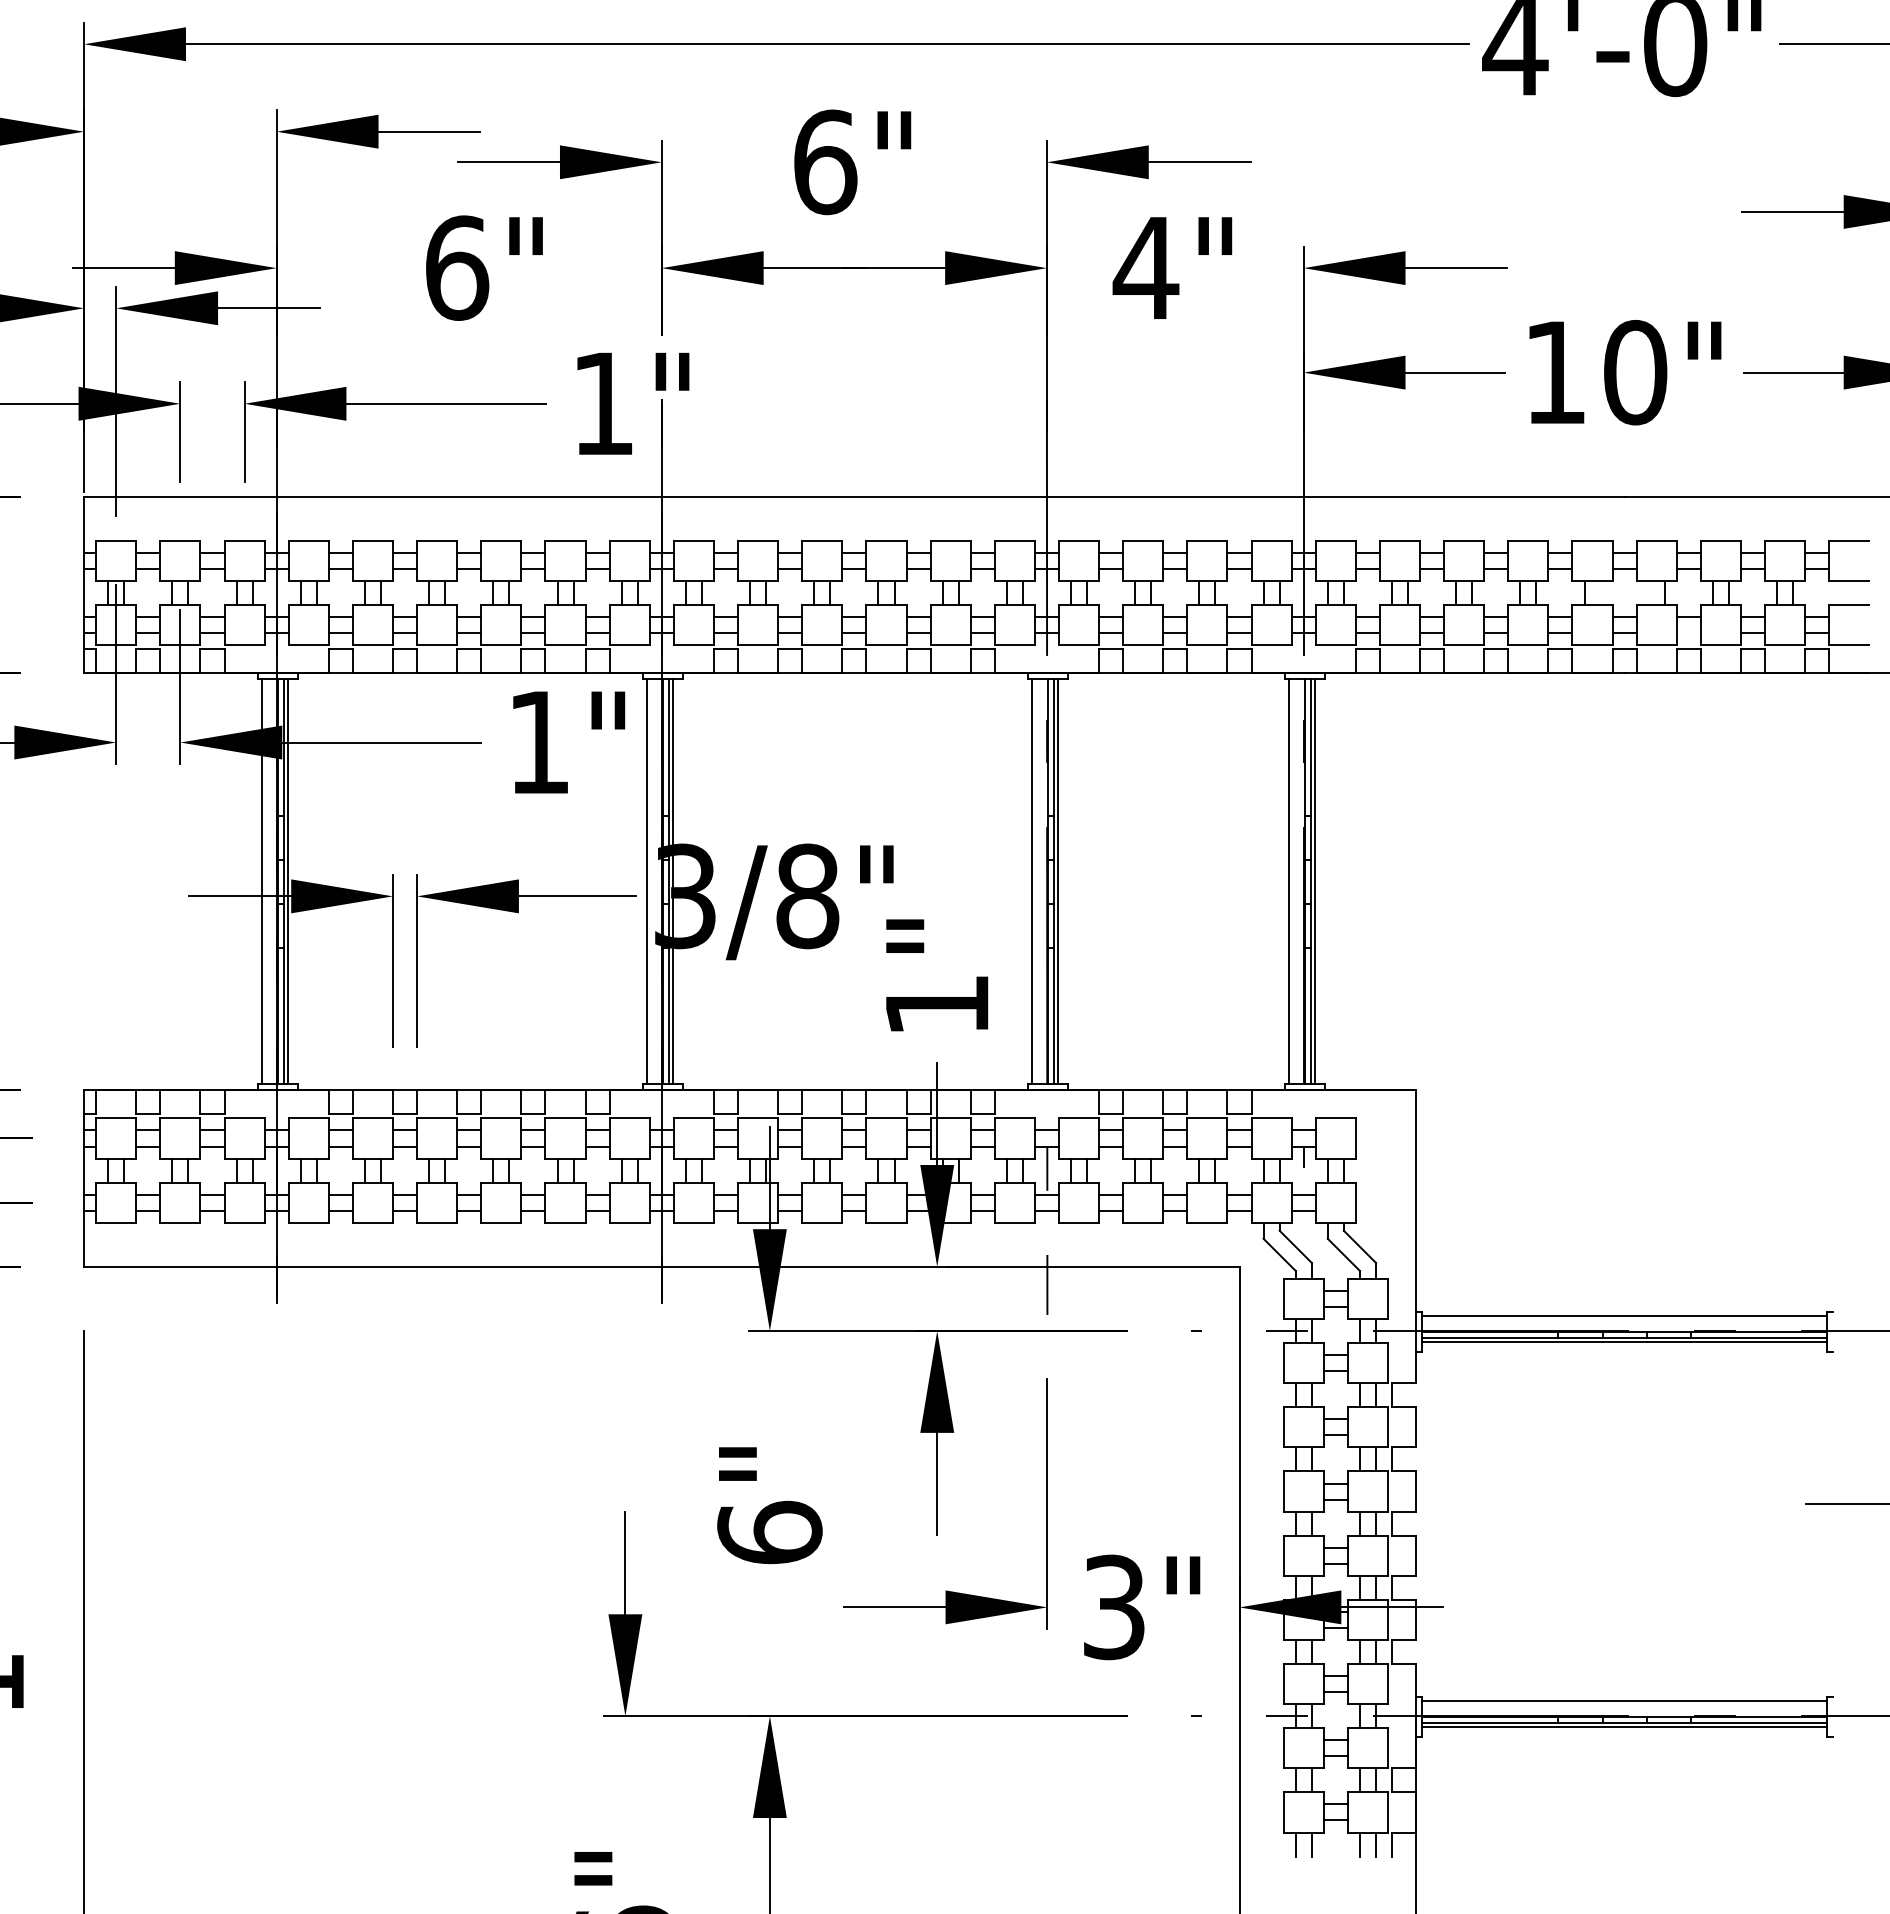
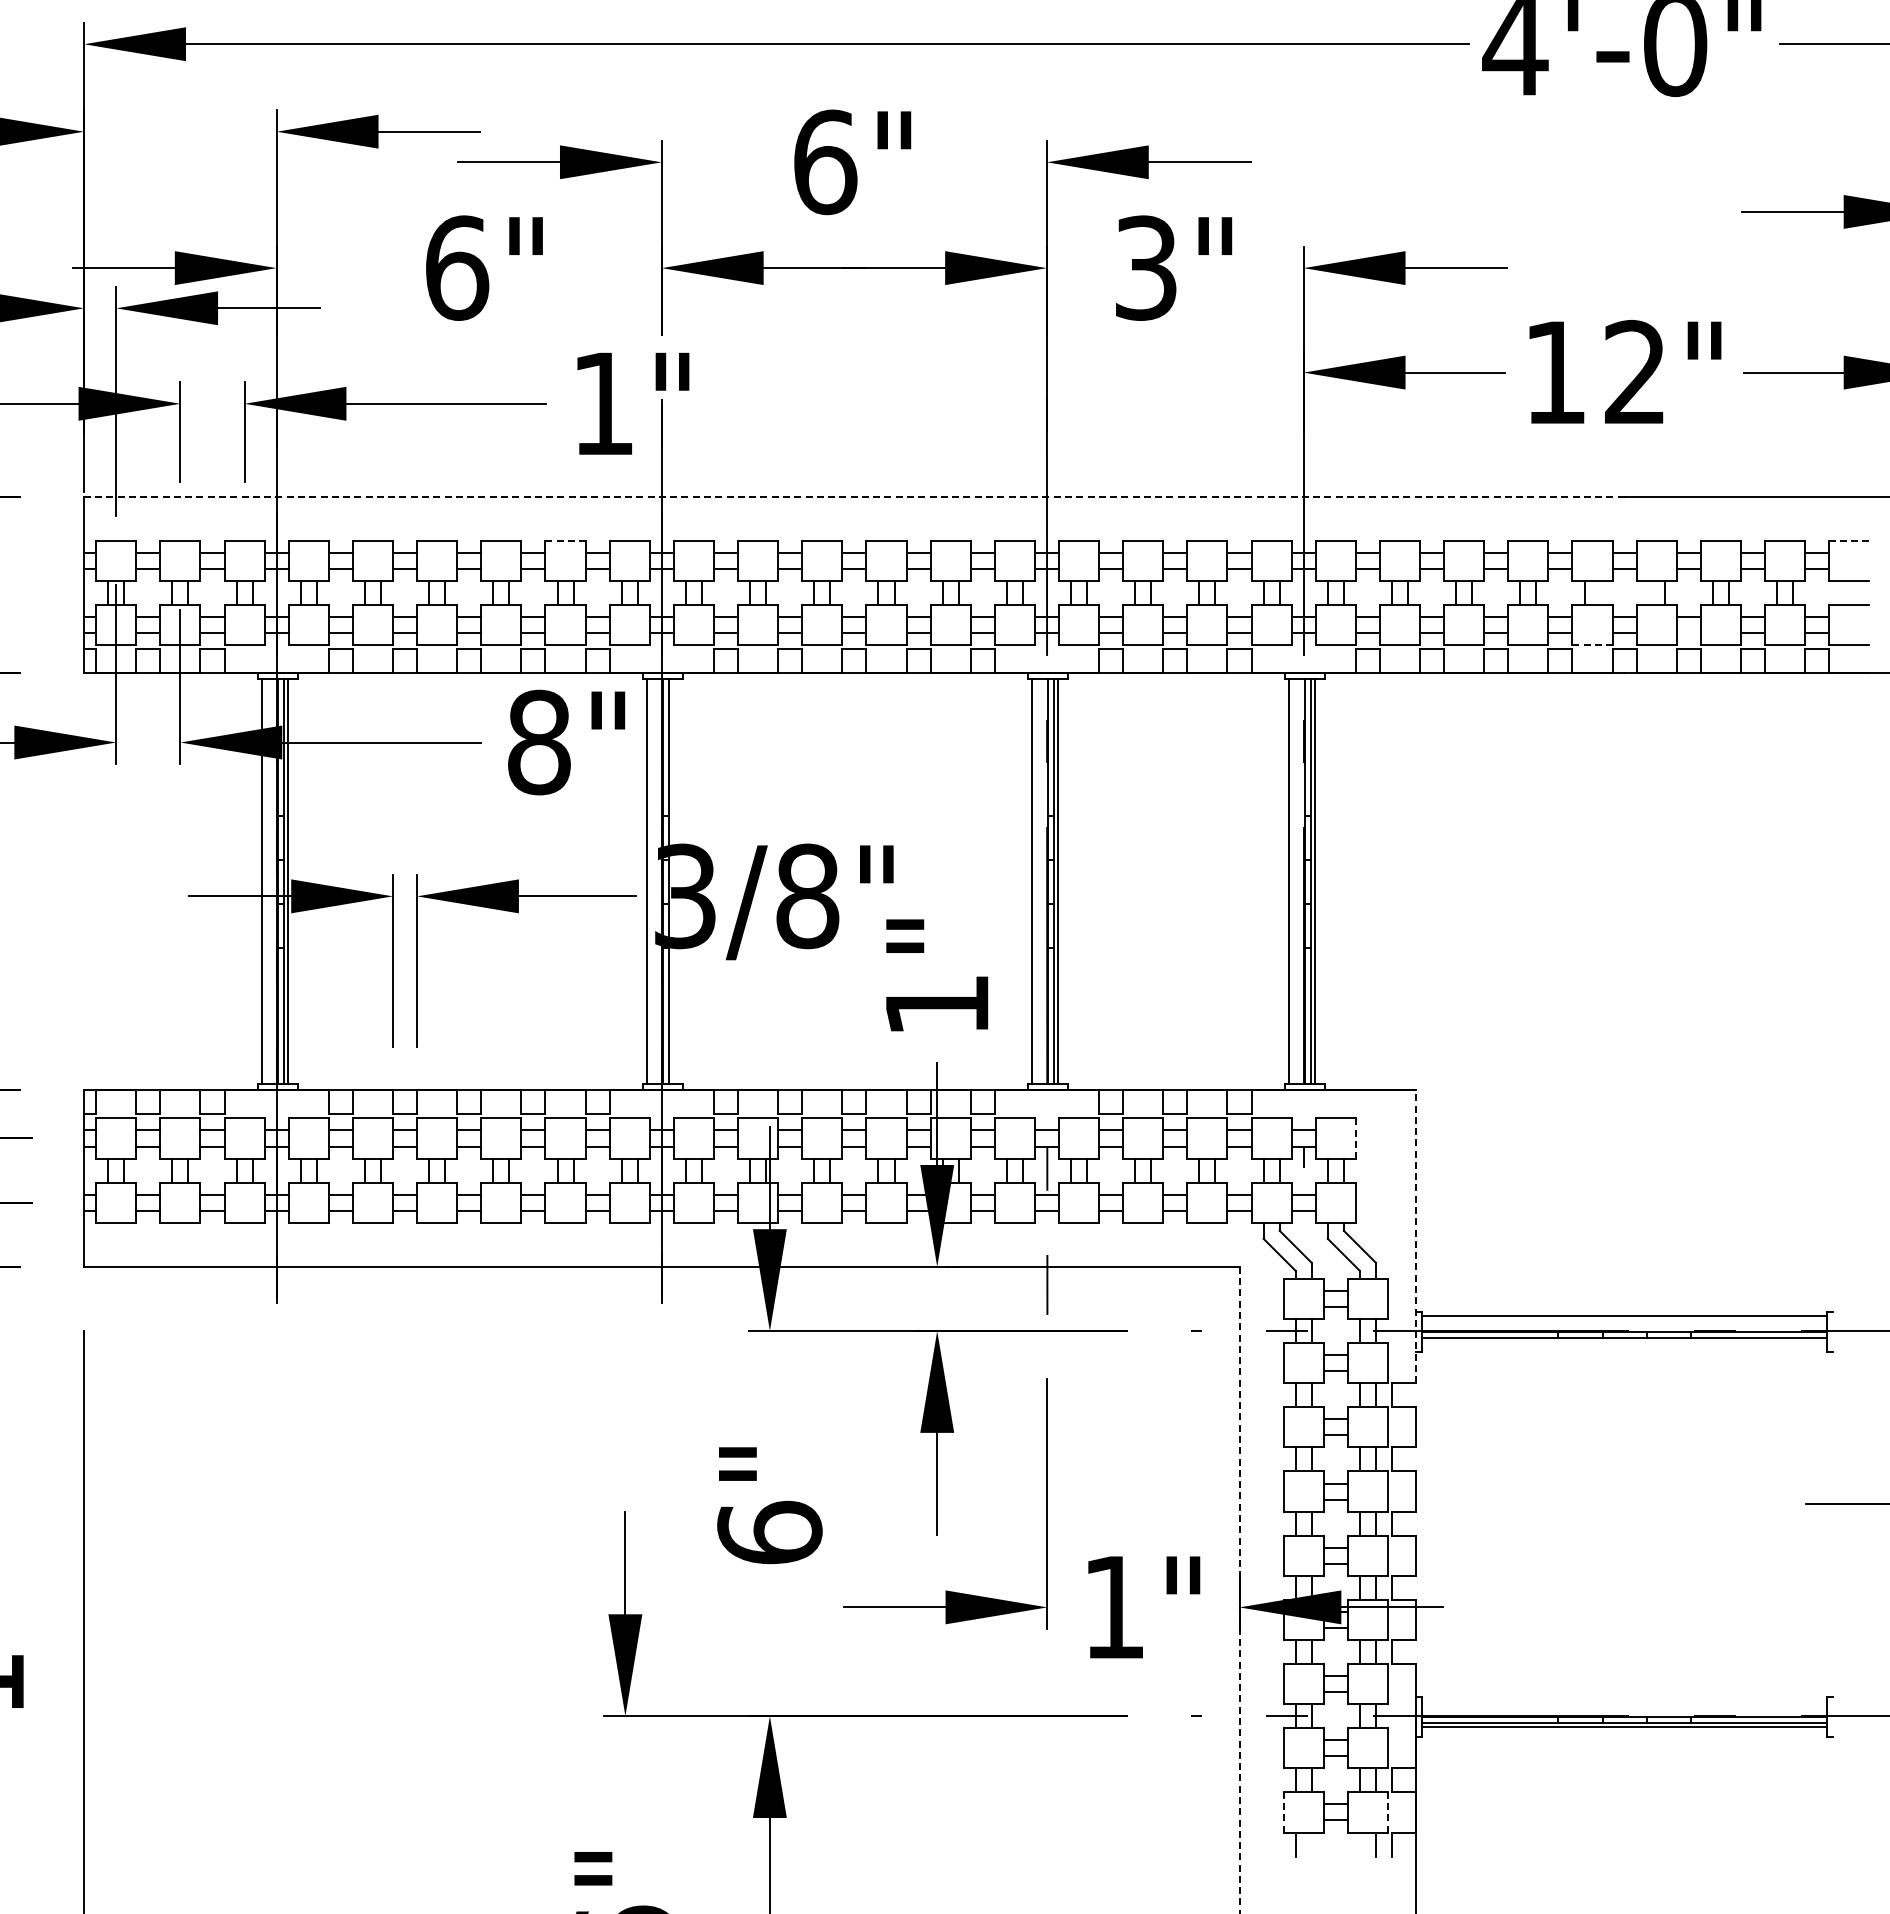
text: 4" -> 3" (1145, 267)
text: 10" -> 12" (1635, 372)
line: solid -> dashed (853, 496)
line: solid -> dashed (566, 540)
line: solid -> dashed (1848, 540)
line: solid -> dashed (1593, 645)
text: 1" -> 8" (539, 742)
line: present -> none (672, 881)
line: solid -> dashed (1355, 1138)
line: solid -> dashed (1416, 1236)
line: present -> none (1624, 1342)
line: solid -> dashed (1239, 1590)
text: 3" -> 1" (1114, 1607)
line: present -> none (1624, 1701)
line: solid -> dashed (1283, 1811)
line: solid -> dashed (1387, 1811)
line: present -> none (1311, 1844)
line: present -> none (1359, 1844)
